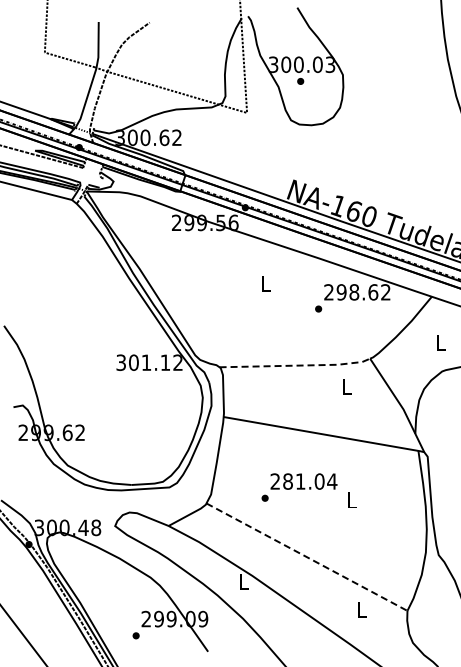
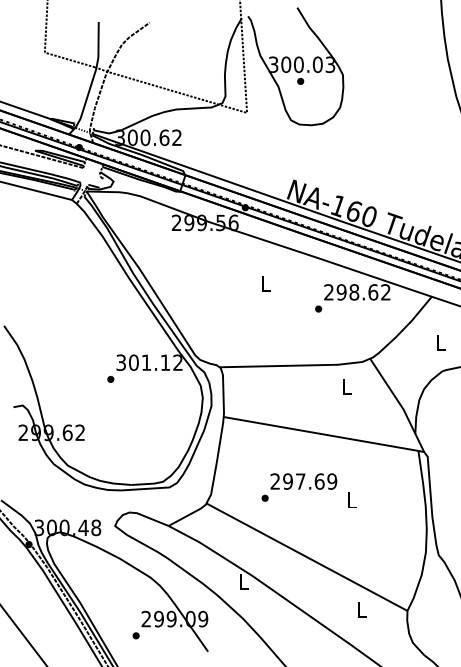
line: dashed -> solid (297, 365)
part: none -> present (110, 379)
text: 281.04 -> 297.69 (310, 481)
line: dashed -> solid (306, 557)
